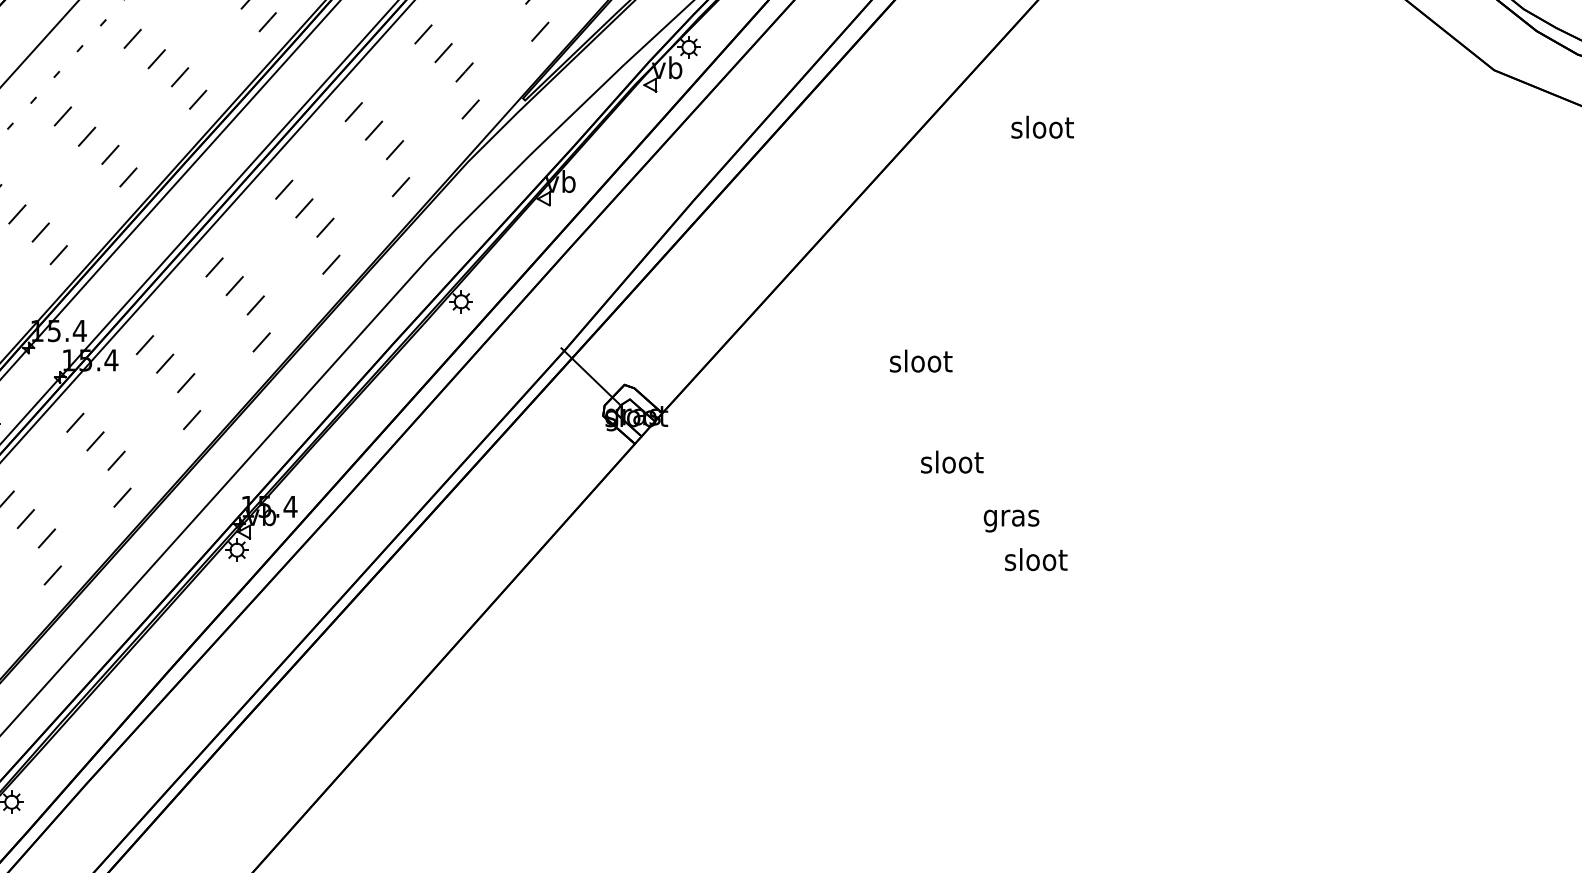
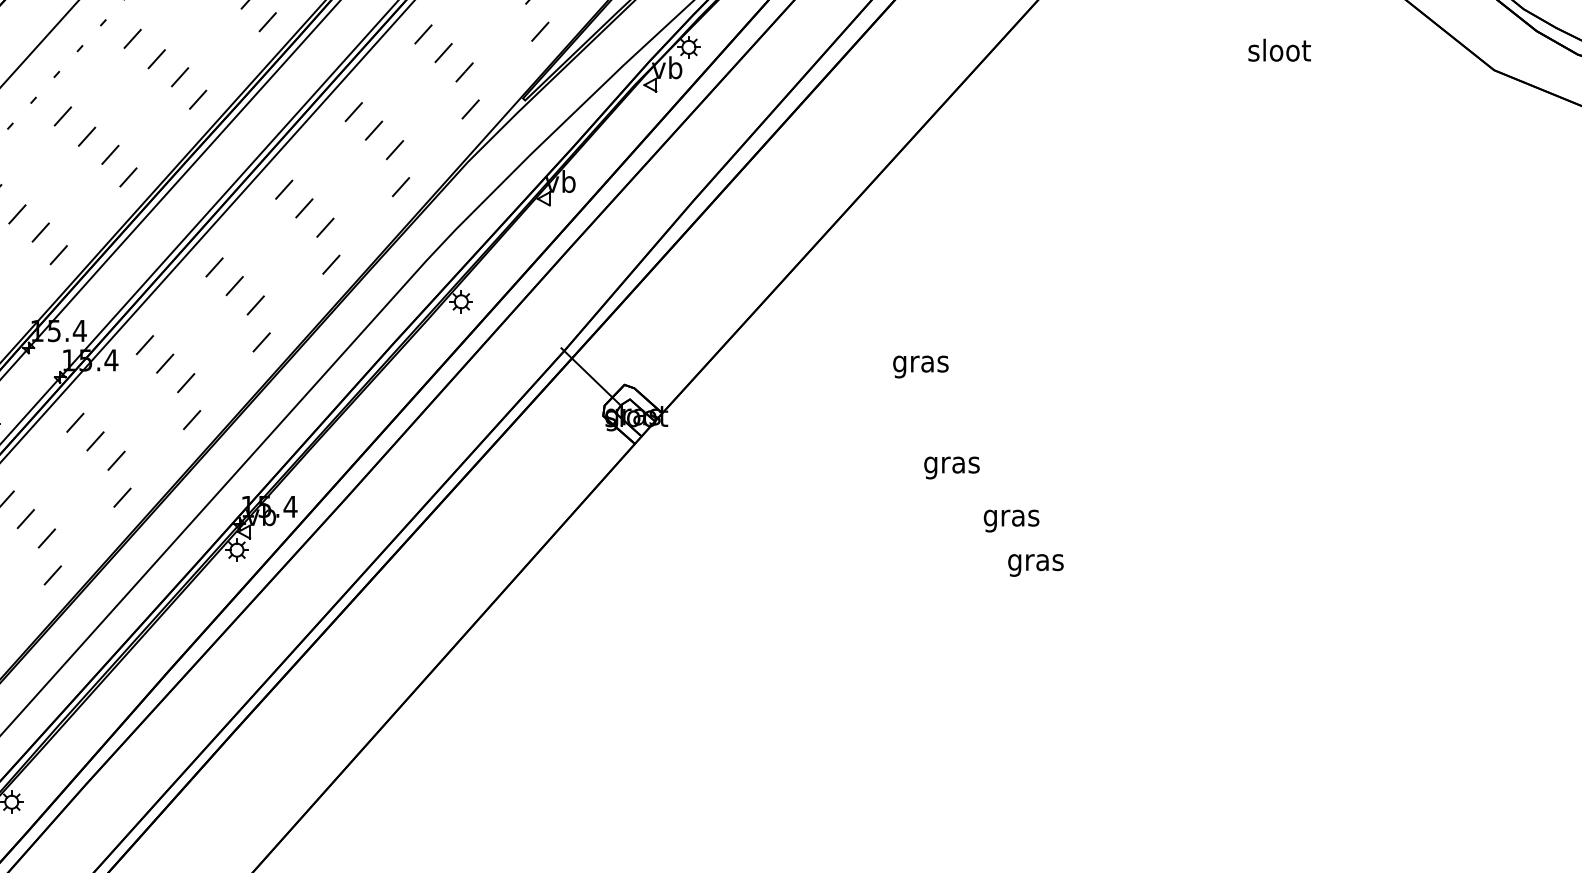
text position: (1042, 126) -> (1279, 49) (1279, 49)
text: sloot -> gras (921, 363)
text: sloot -> gras (952, 464)
text: sloot -> gras (1036, 562)
